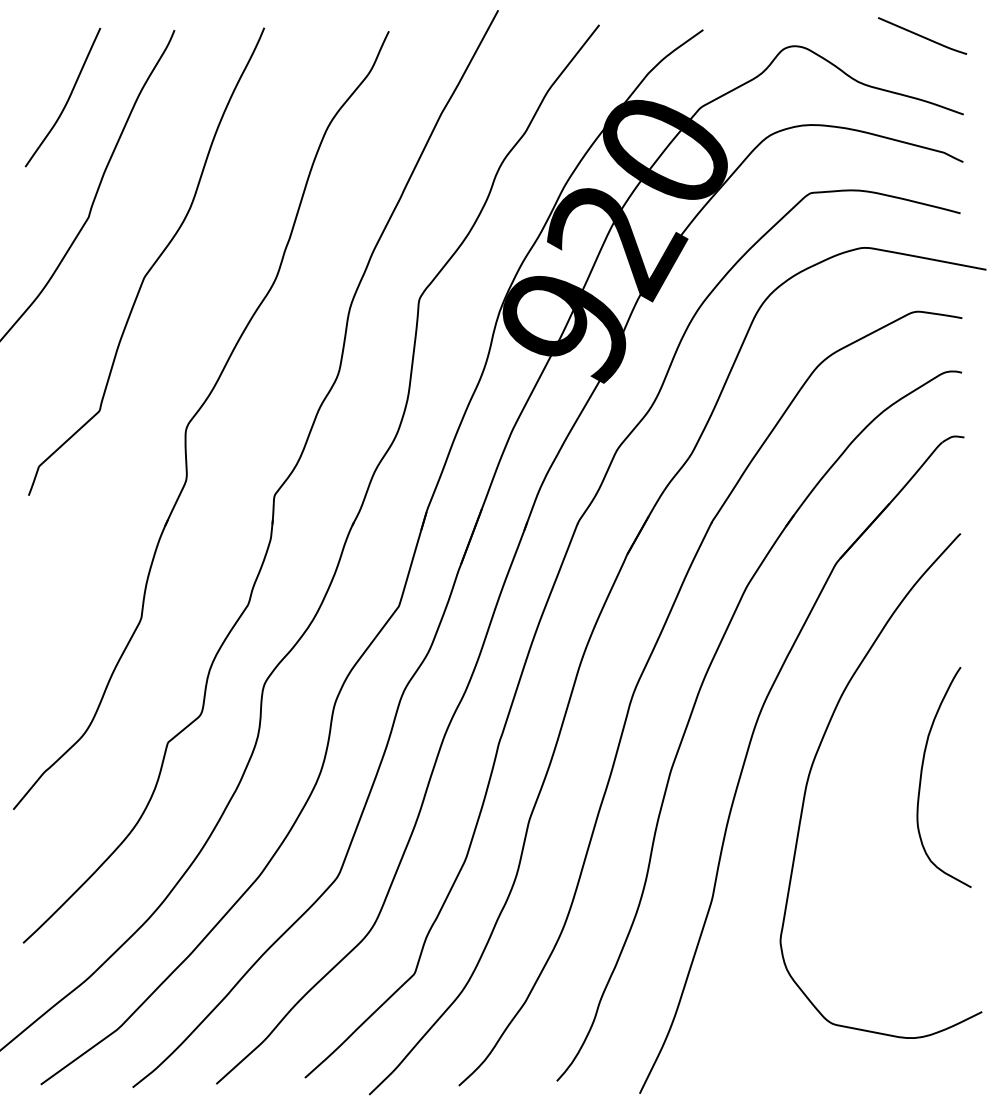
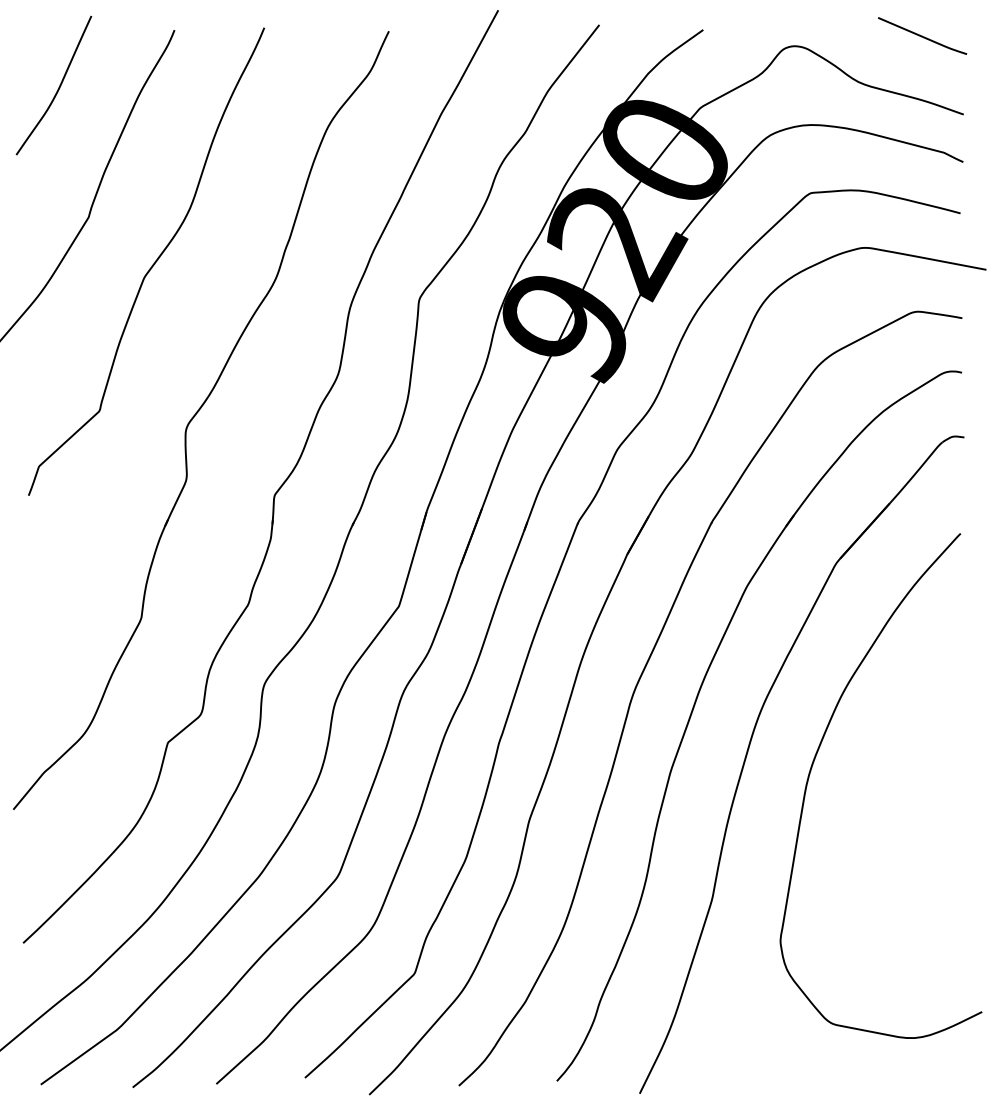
curve position: (67, 99) -> (58, 87) (58, 87)
curve: present -> none (922, 774)
